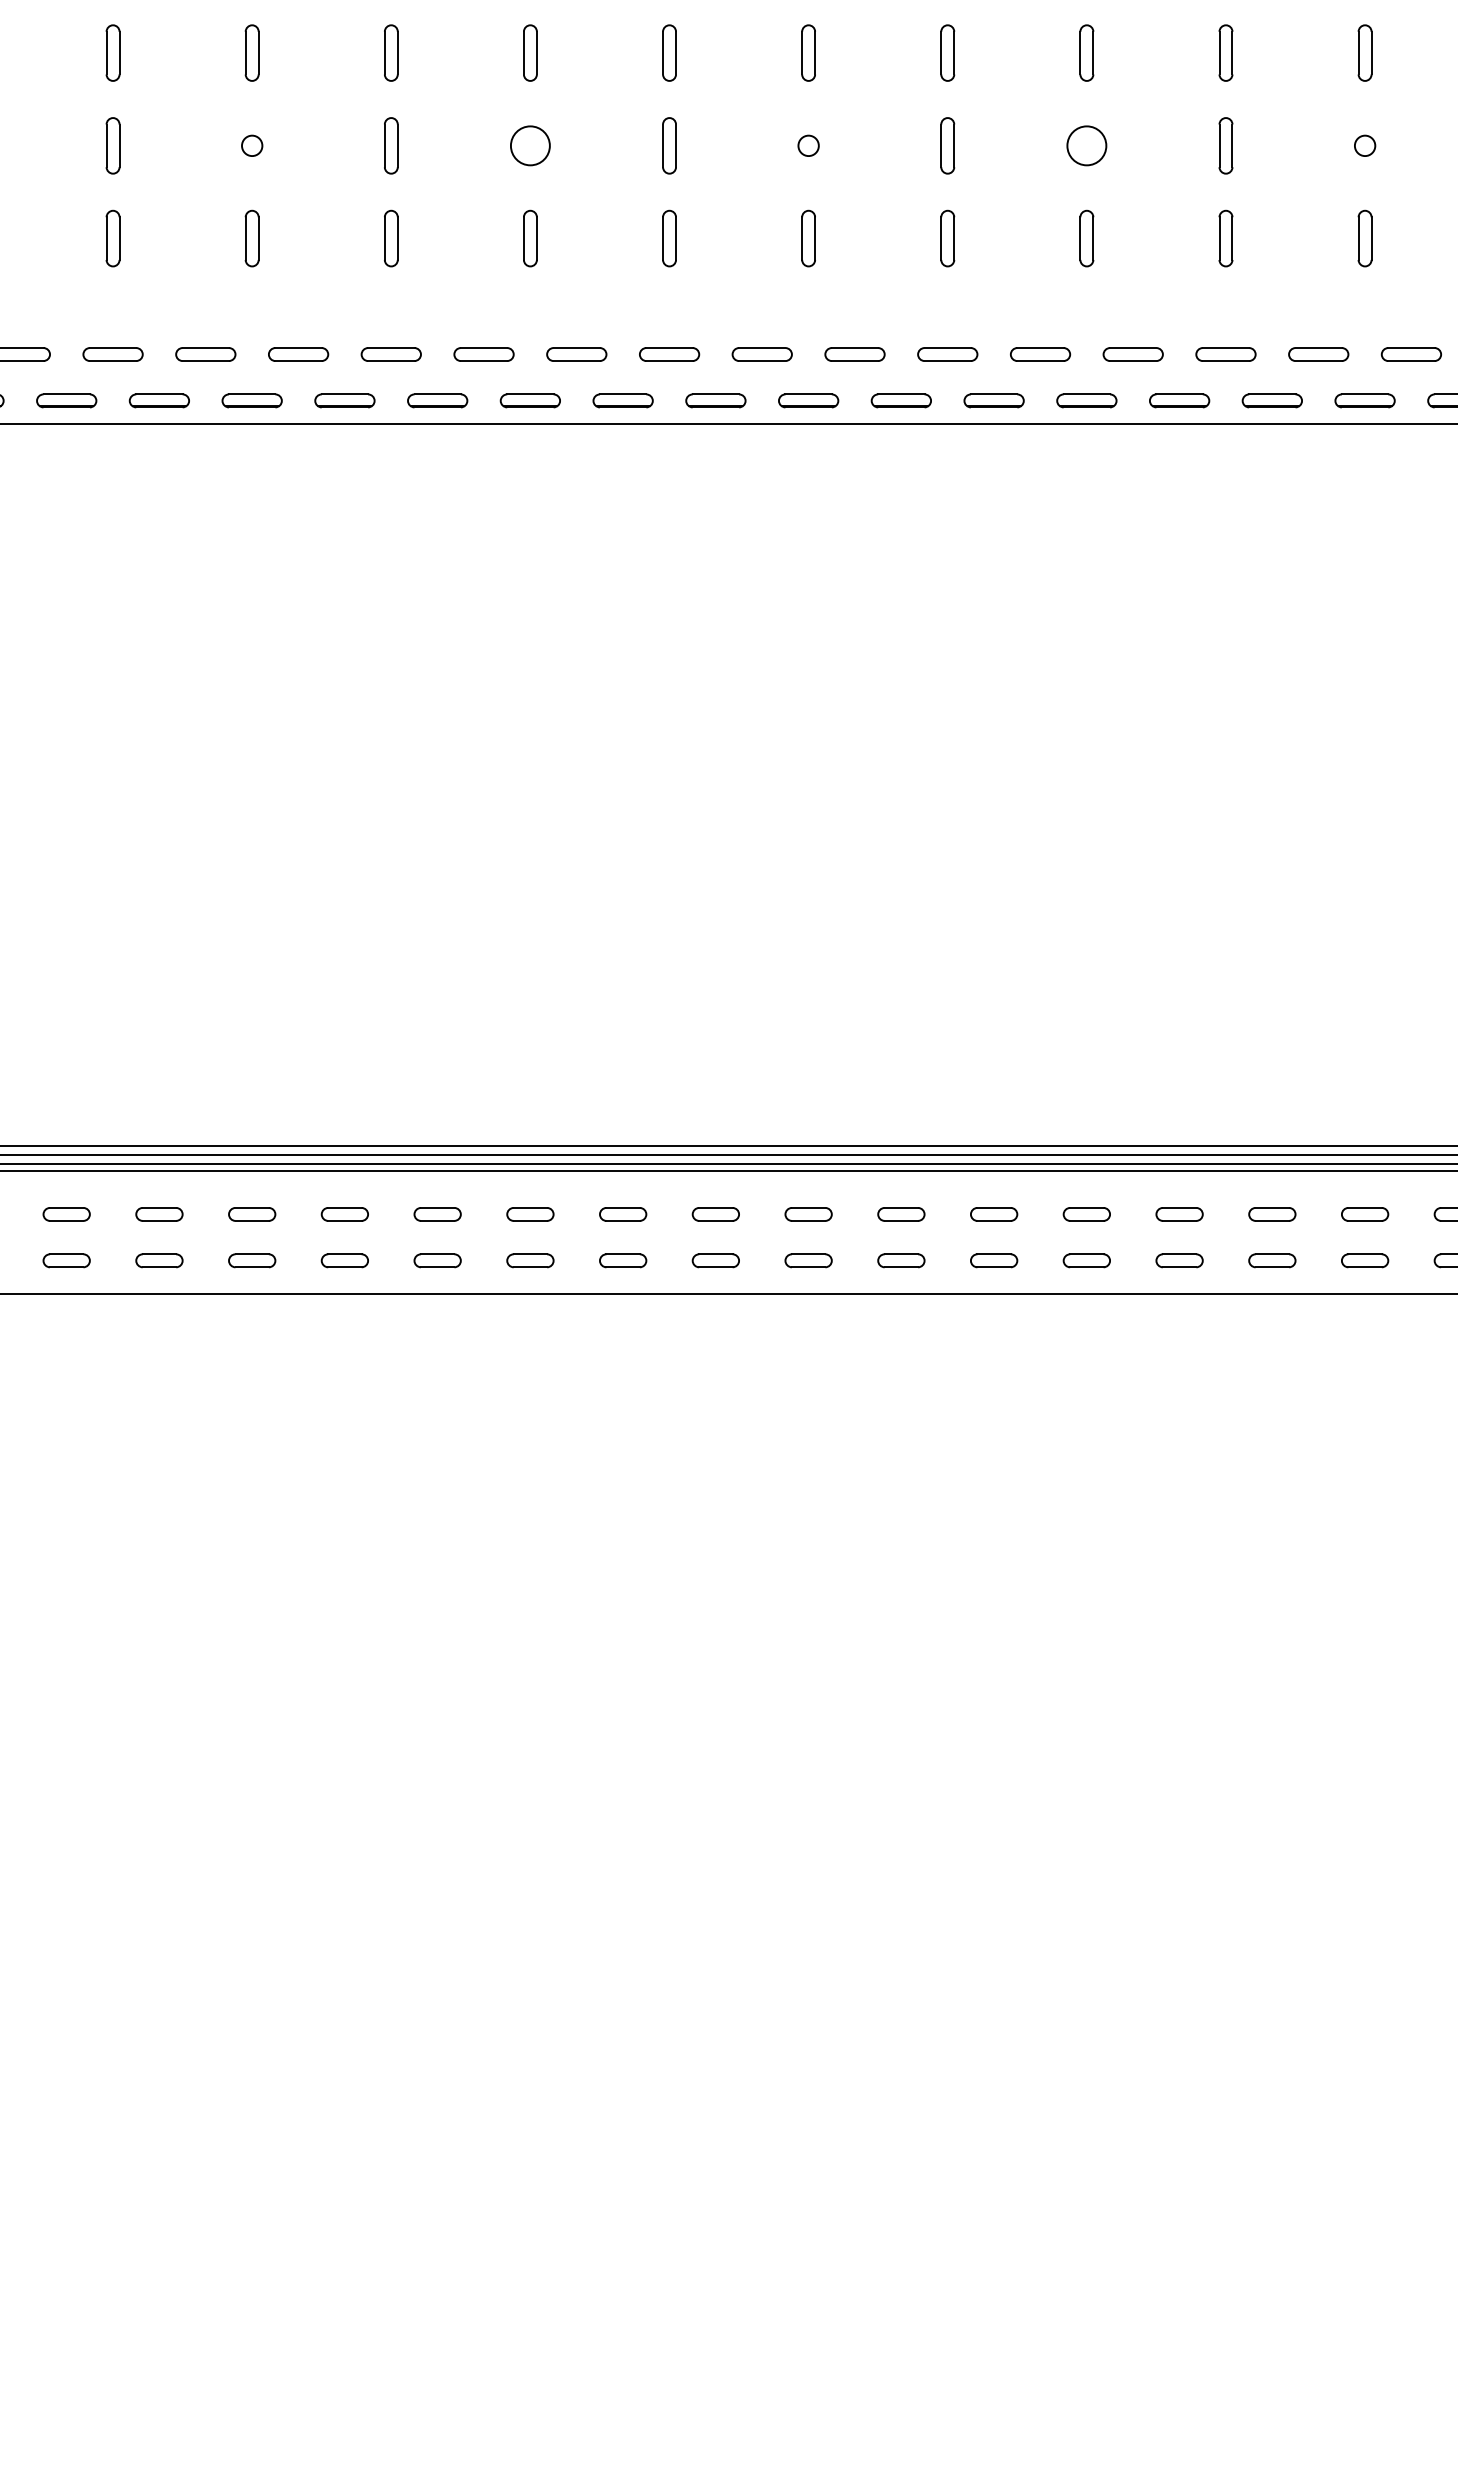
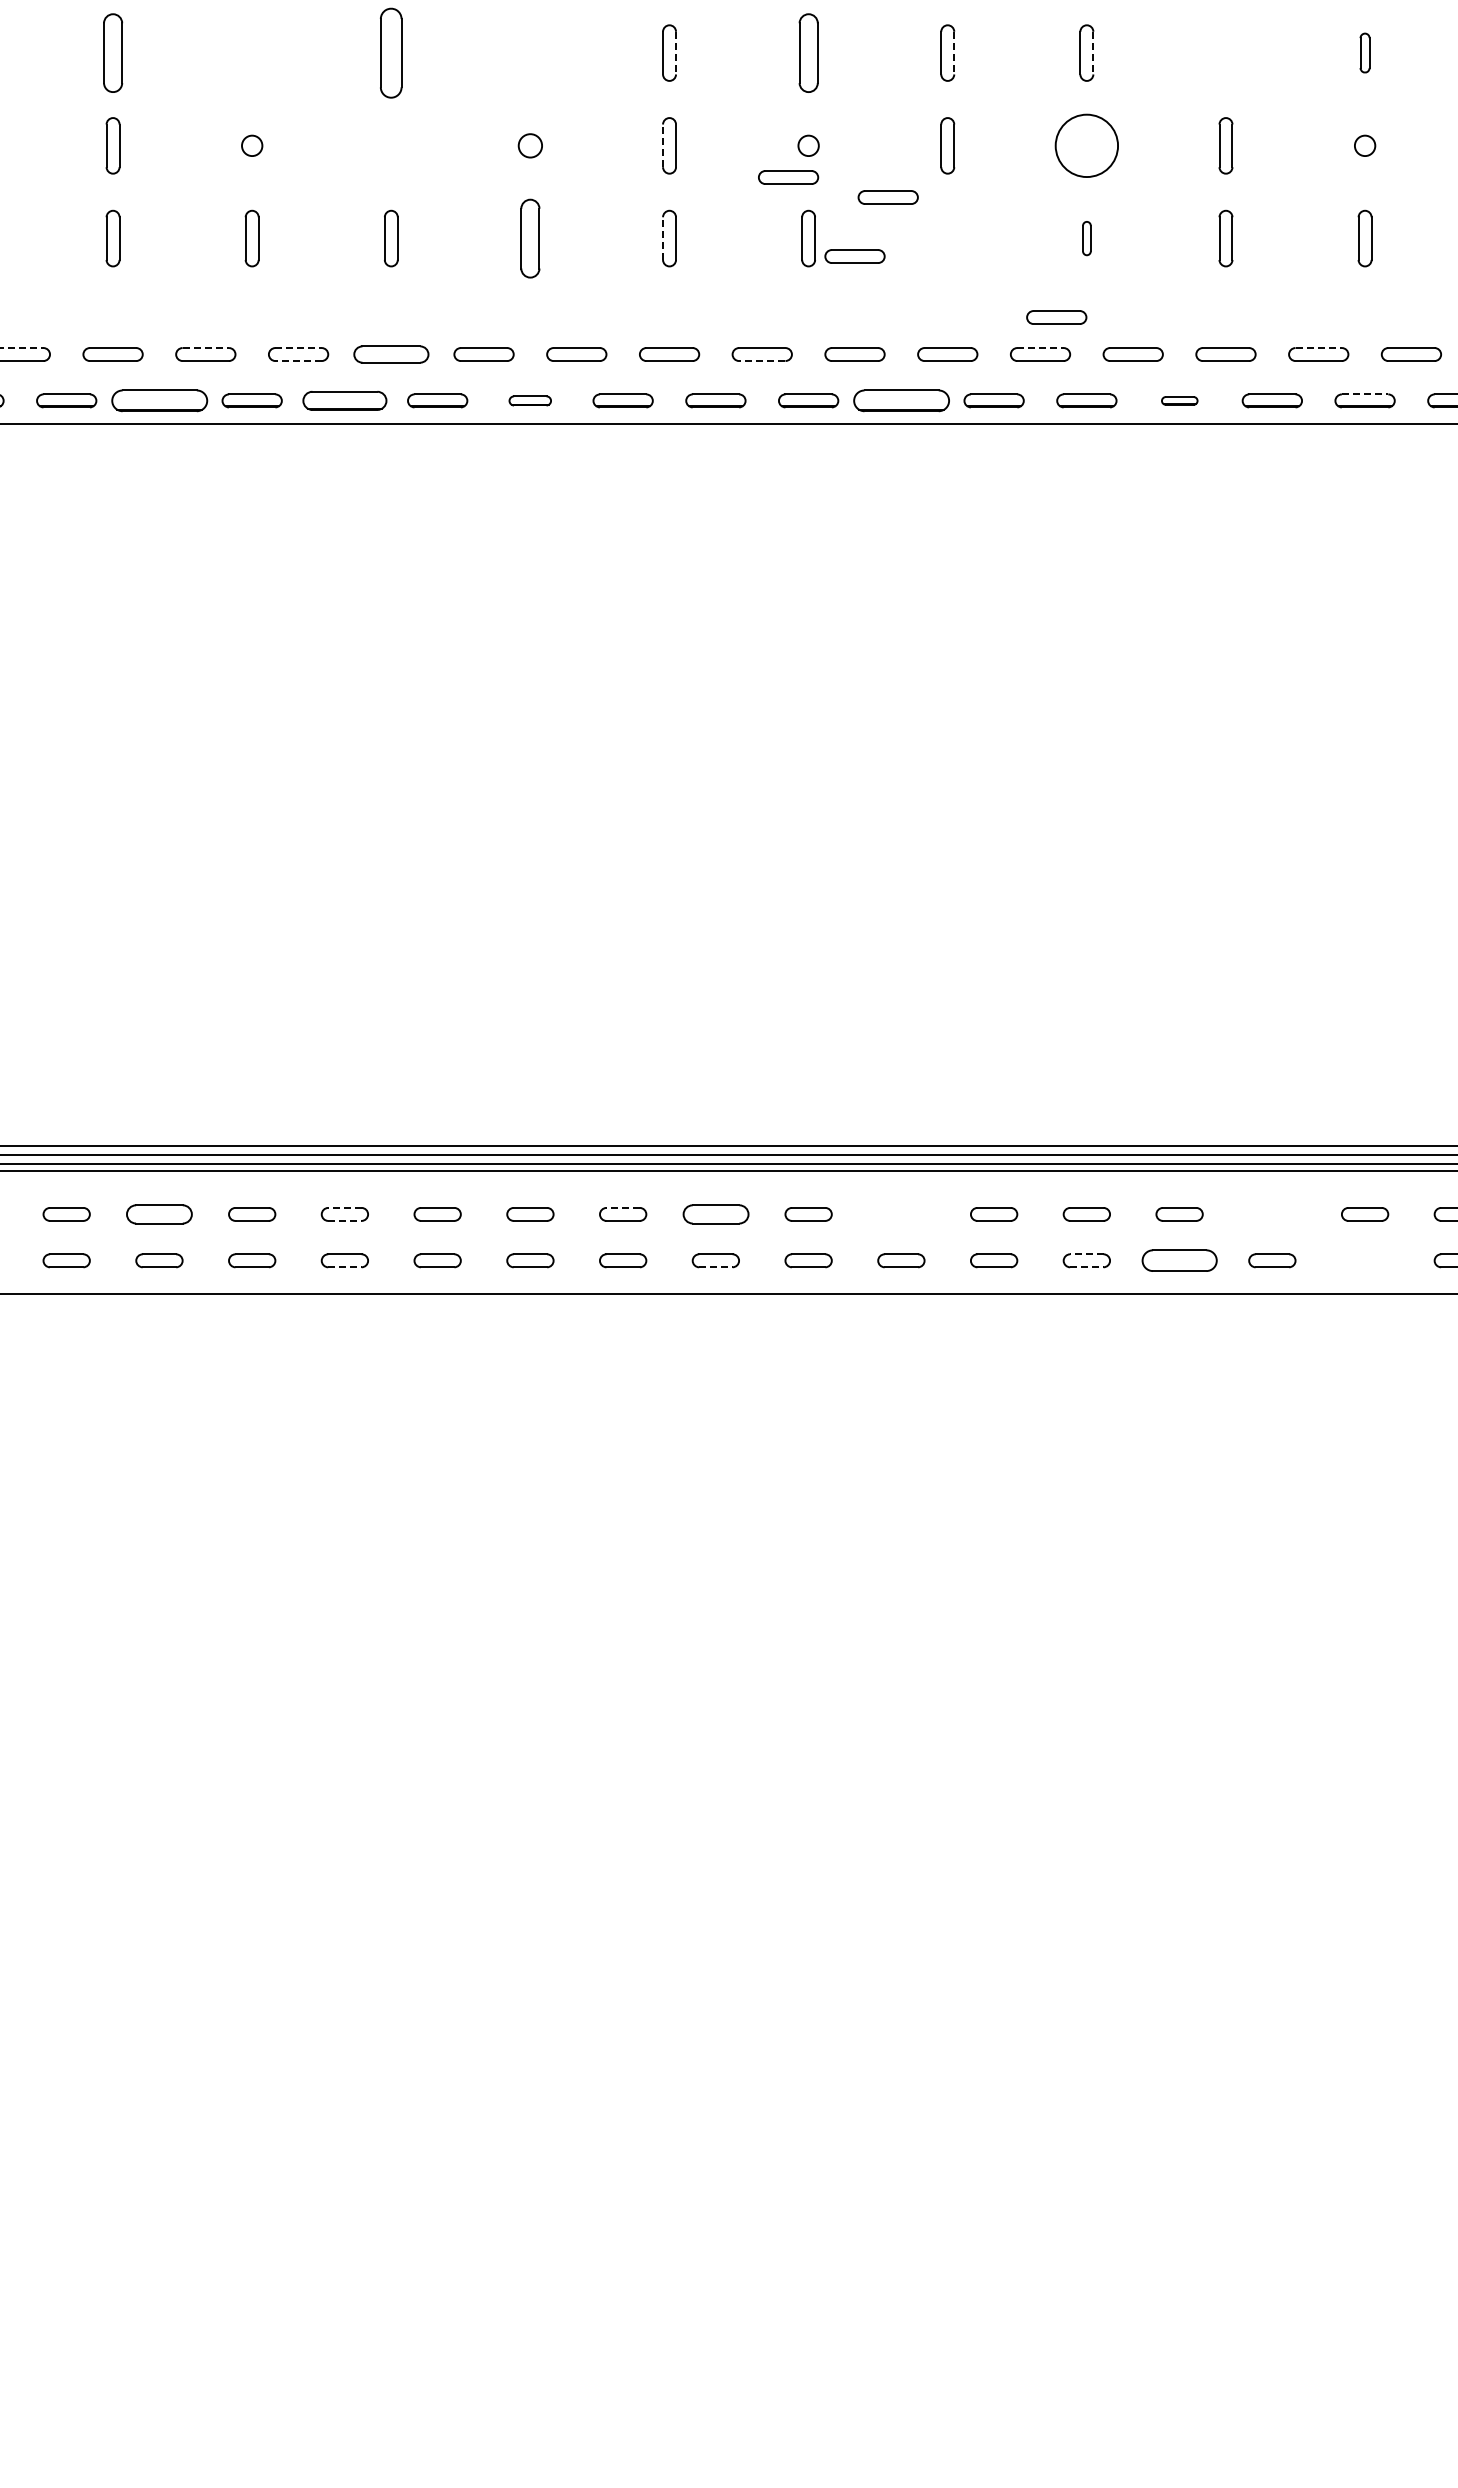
part size: 16x58 px -> 21x80 px (113, 52)
part: present -> none (251, 52)
part size: 15x58 px -> 23x92 px (391, 52)
part: present -> none (530, 52)
part size: 15x58 px -> 21x80 px (808, 52)
part: present -> none (1225, 52)
part size: 16x58 px -> 12x42 px (1364, 52)
line: solid -> dashed (676, 53)
line: solid -> dashed (954, 53)
line: solid -> dashed (1093, 53)
part: present -> none (391, 145)
circle diameter: 39 px -> 23 px (530, 145)
line: solid -> dashed (663, 145)
circle diameter: 39 px -> 62 px (1086, 145)
part: none -> present (788, 177)
part: none -> present (887, 197)
part size: 15x59 px -> 21x81 px (530, 238)
line: solid -> dashed (663, 238)
part: present -> none (947, 238)
part size: 16x59 px -> 10x36 px (1086, 238)
part: none -> present (854, 256)
part: none -> present (1056, 317)
line: solid -> dashed (21, 348)
line: solid -> dashed (206, 348)
line: solid -> dashed (299, 348)
line: solid -> dashed (1041, 348)
line: solid -> dashed (1319, 348)
part size: 62x15 px -> 77x19 px (391, 354)
line: solid -> dashed (298, 361)
line: solid -> dashed (761, 361)
line: solid -> dashed (1365, 394)
part size: 62x16 px -> 98x24 px (159, 400)
part size: 62x16 px -> 86x20 px (344, 400)
part size: 62x16 px -> 44x12 px (529, 400)
part size: 62x16 px -> 97x24 px (901, 400)
part size: 62x16 px -> 38x10 px (1179, 400)
line: solid -> dashed (344, 1207)
line: solid -> dashed (623, 1207)
part size: 49x15 px -> 67x21 px (159, 1214)
part size: 49x15 px -> 68x21 px (715, 1214)
part: present -> none (901, 1214)
part: present -> none (1272, 1214)
line: solid -> dashed (344, 1220)
line: solid -> dashed (1086, 1254)
part size: 49x16 px -> 77x23 px (1179, 1260)
part: present -> none (1365, 1260)
line: solid -> dashed (344, 1267)
line: solid -> dashed (715, 1267)
line: solid -> dashed (1086, 1267)
